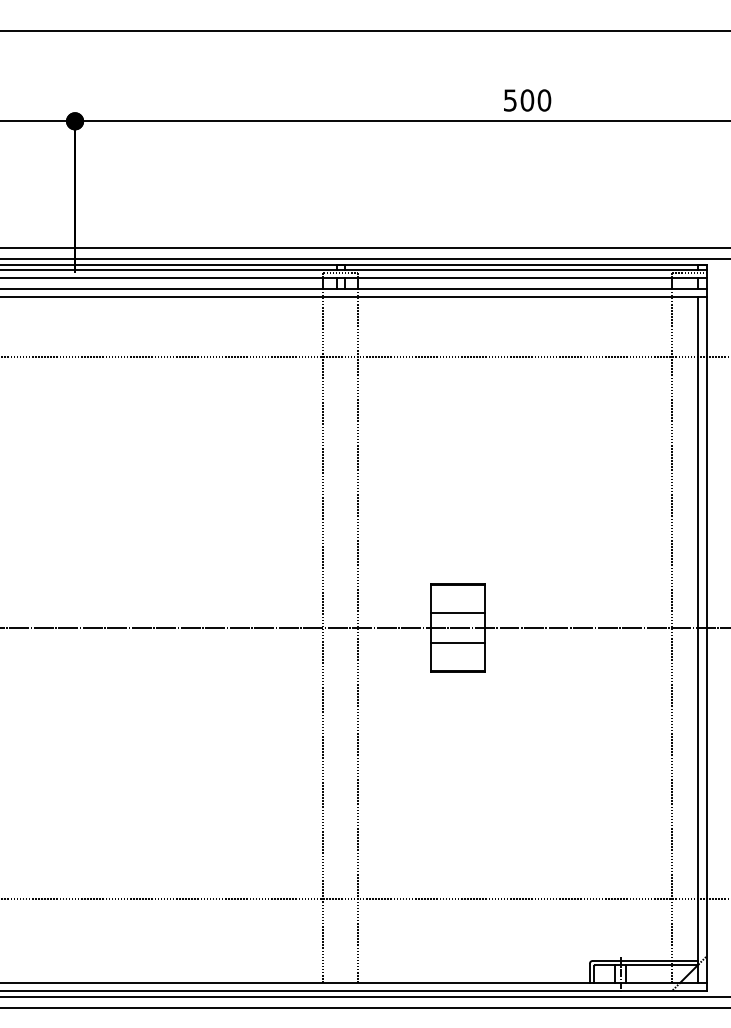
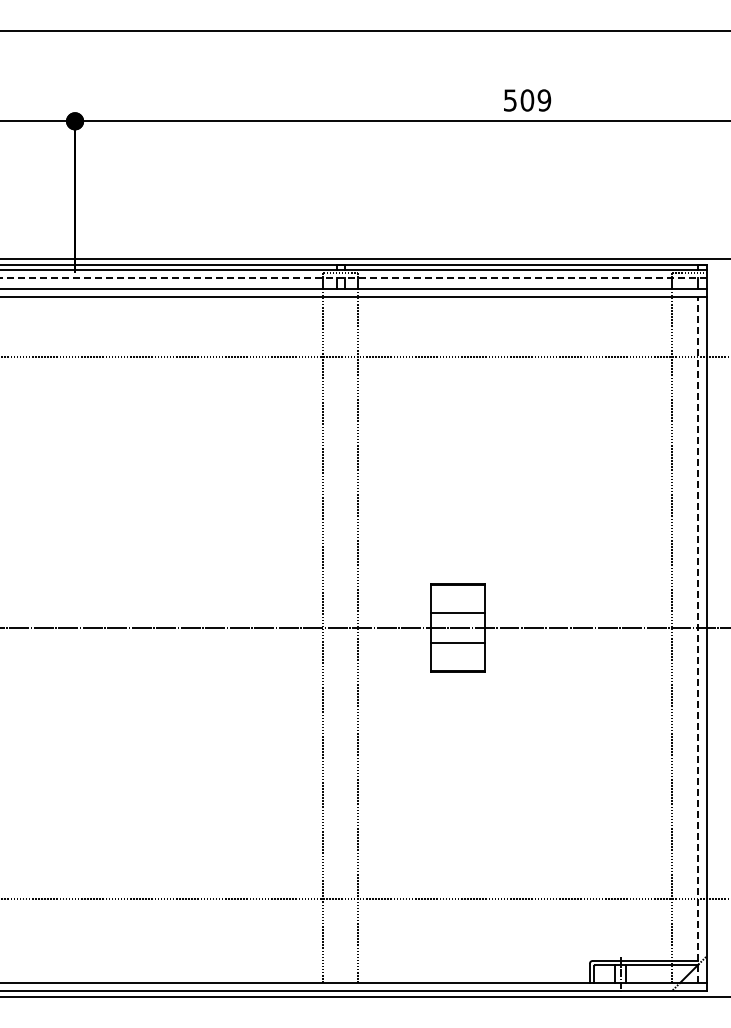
text: 500 -> 509 (544, 100)
line: present -> none (364, 247)
line: solid -> dashed (352, 277)
line: solid -> dashed (698, 639)
line: present -> none (364, 1008)
